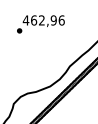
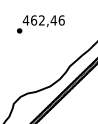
text: 462,96 -> 462,46 (53, 20)
